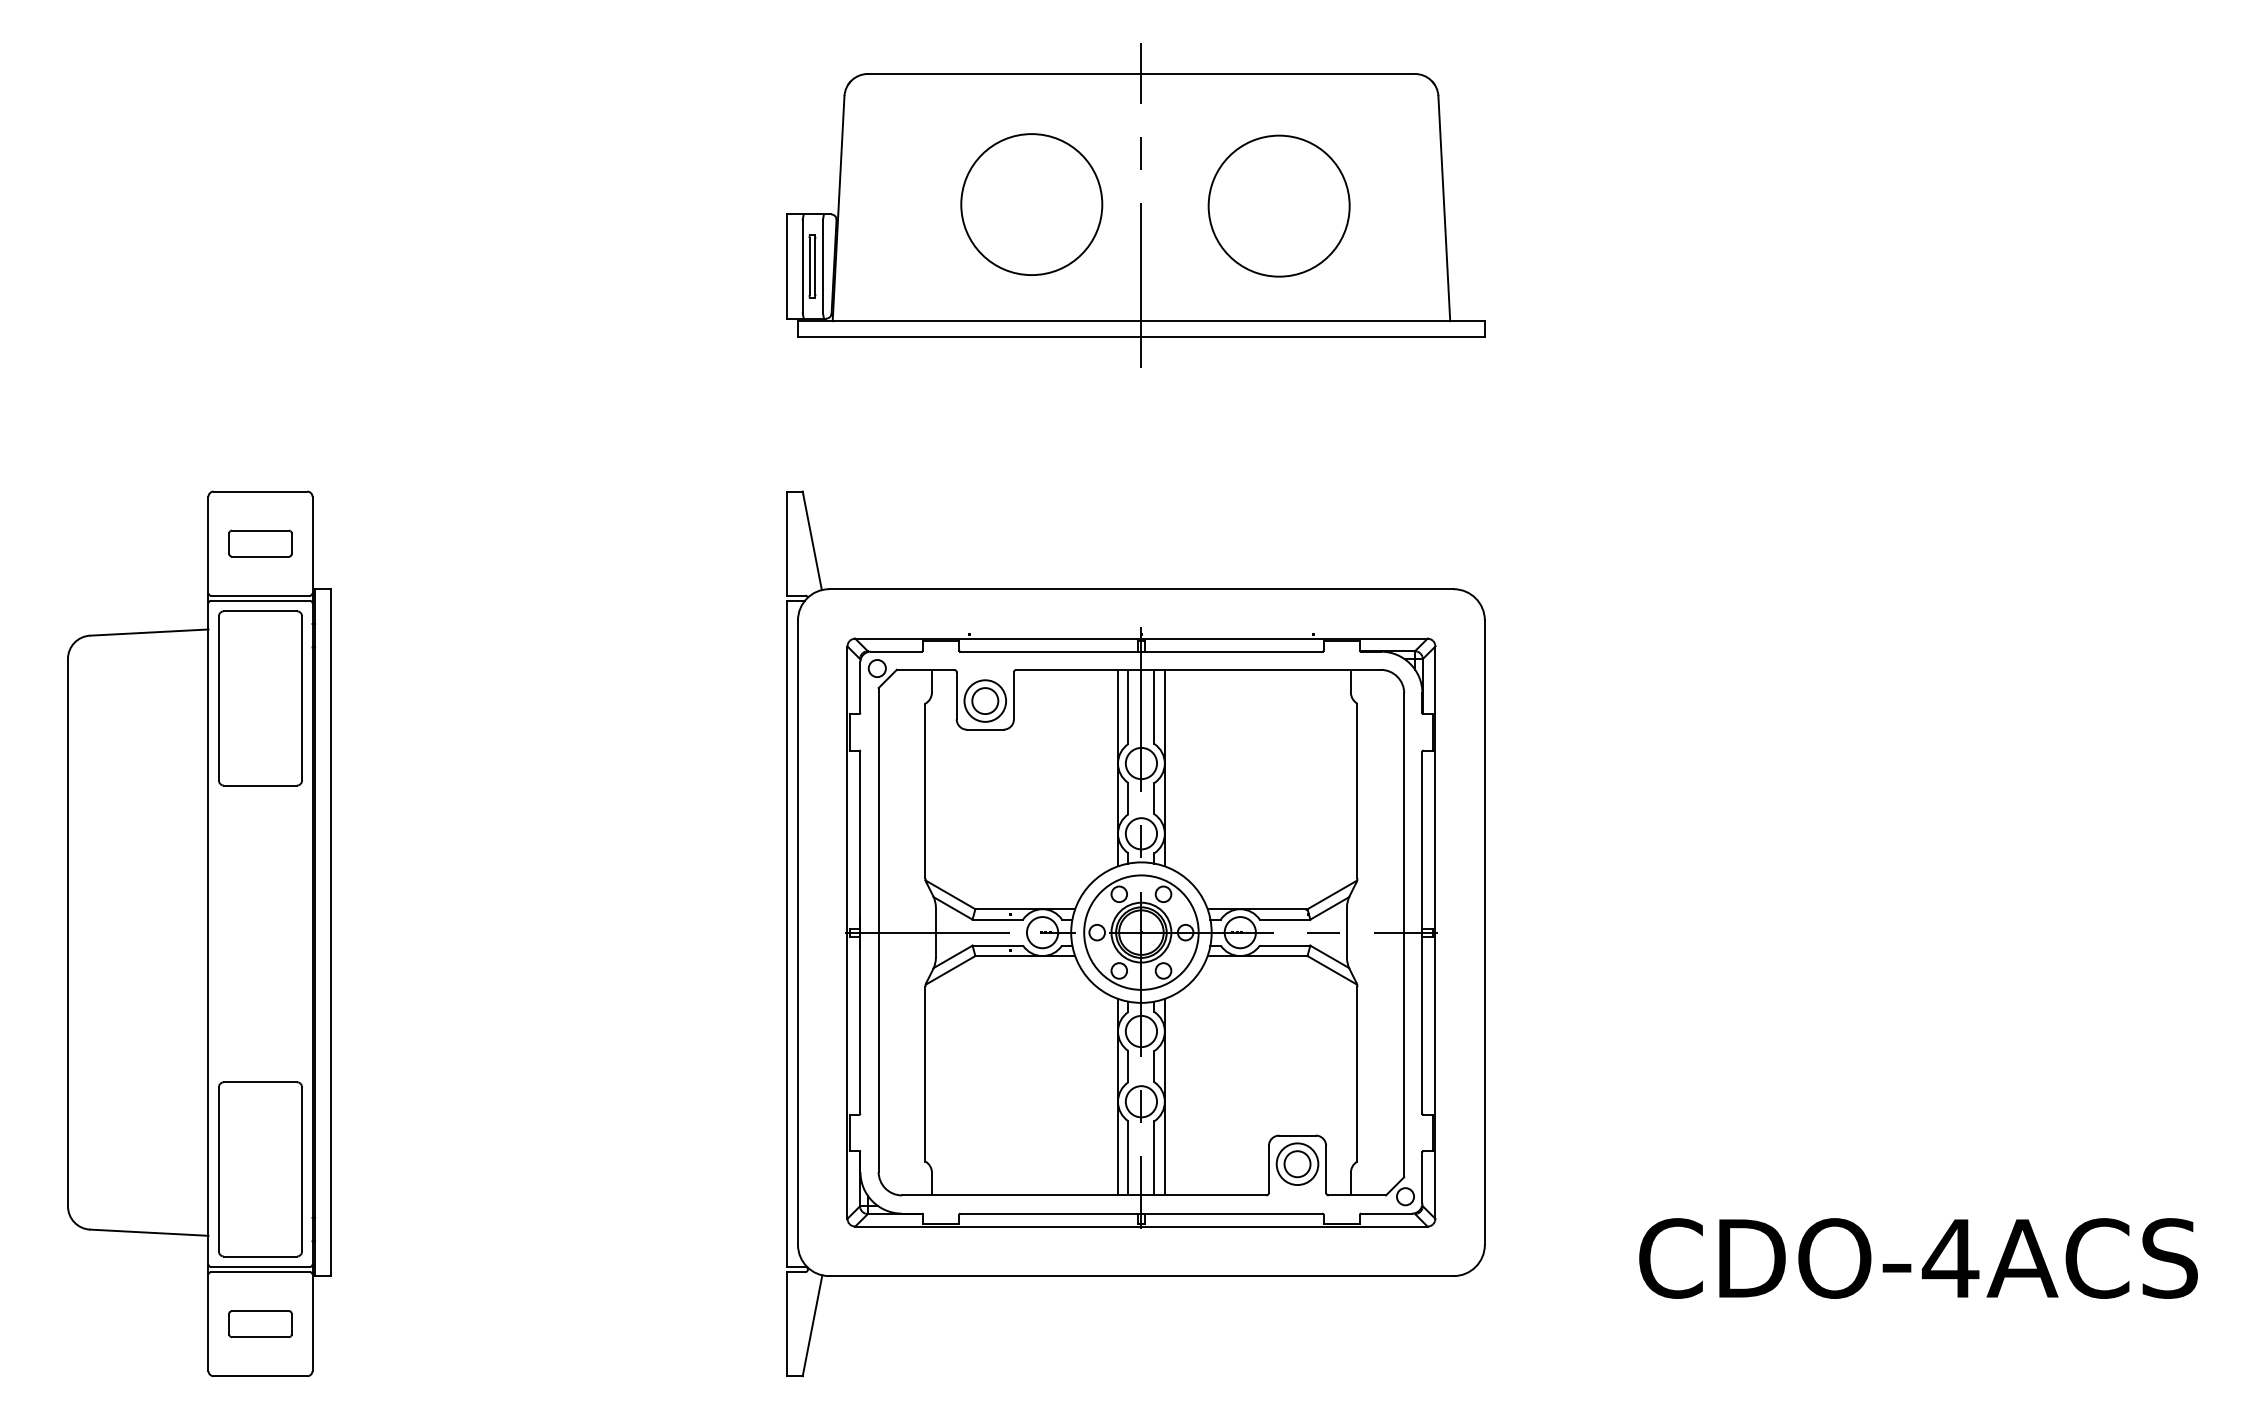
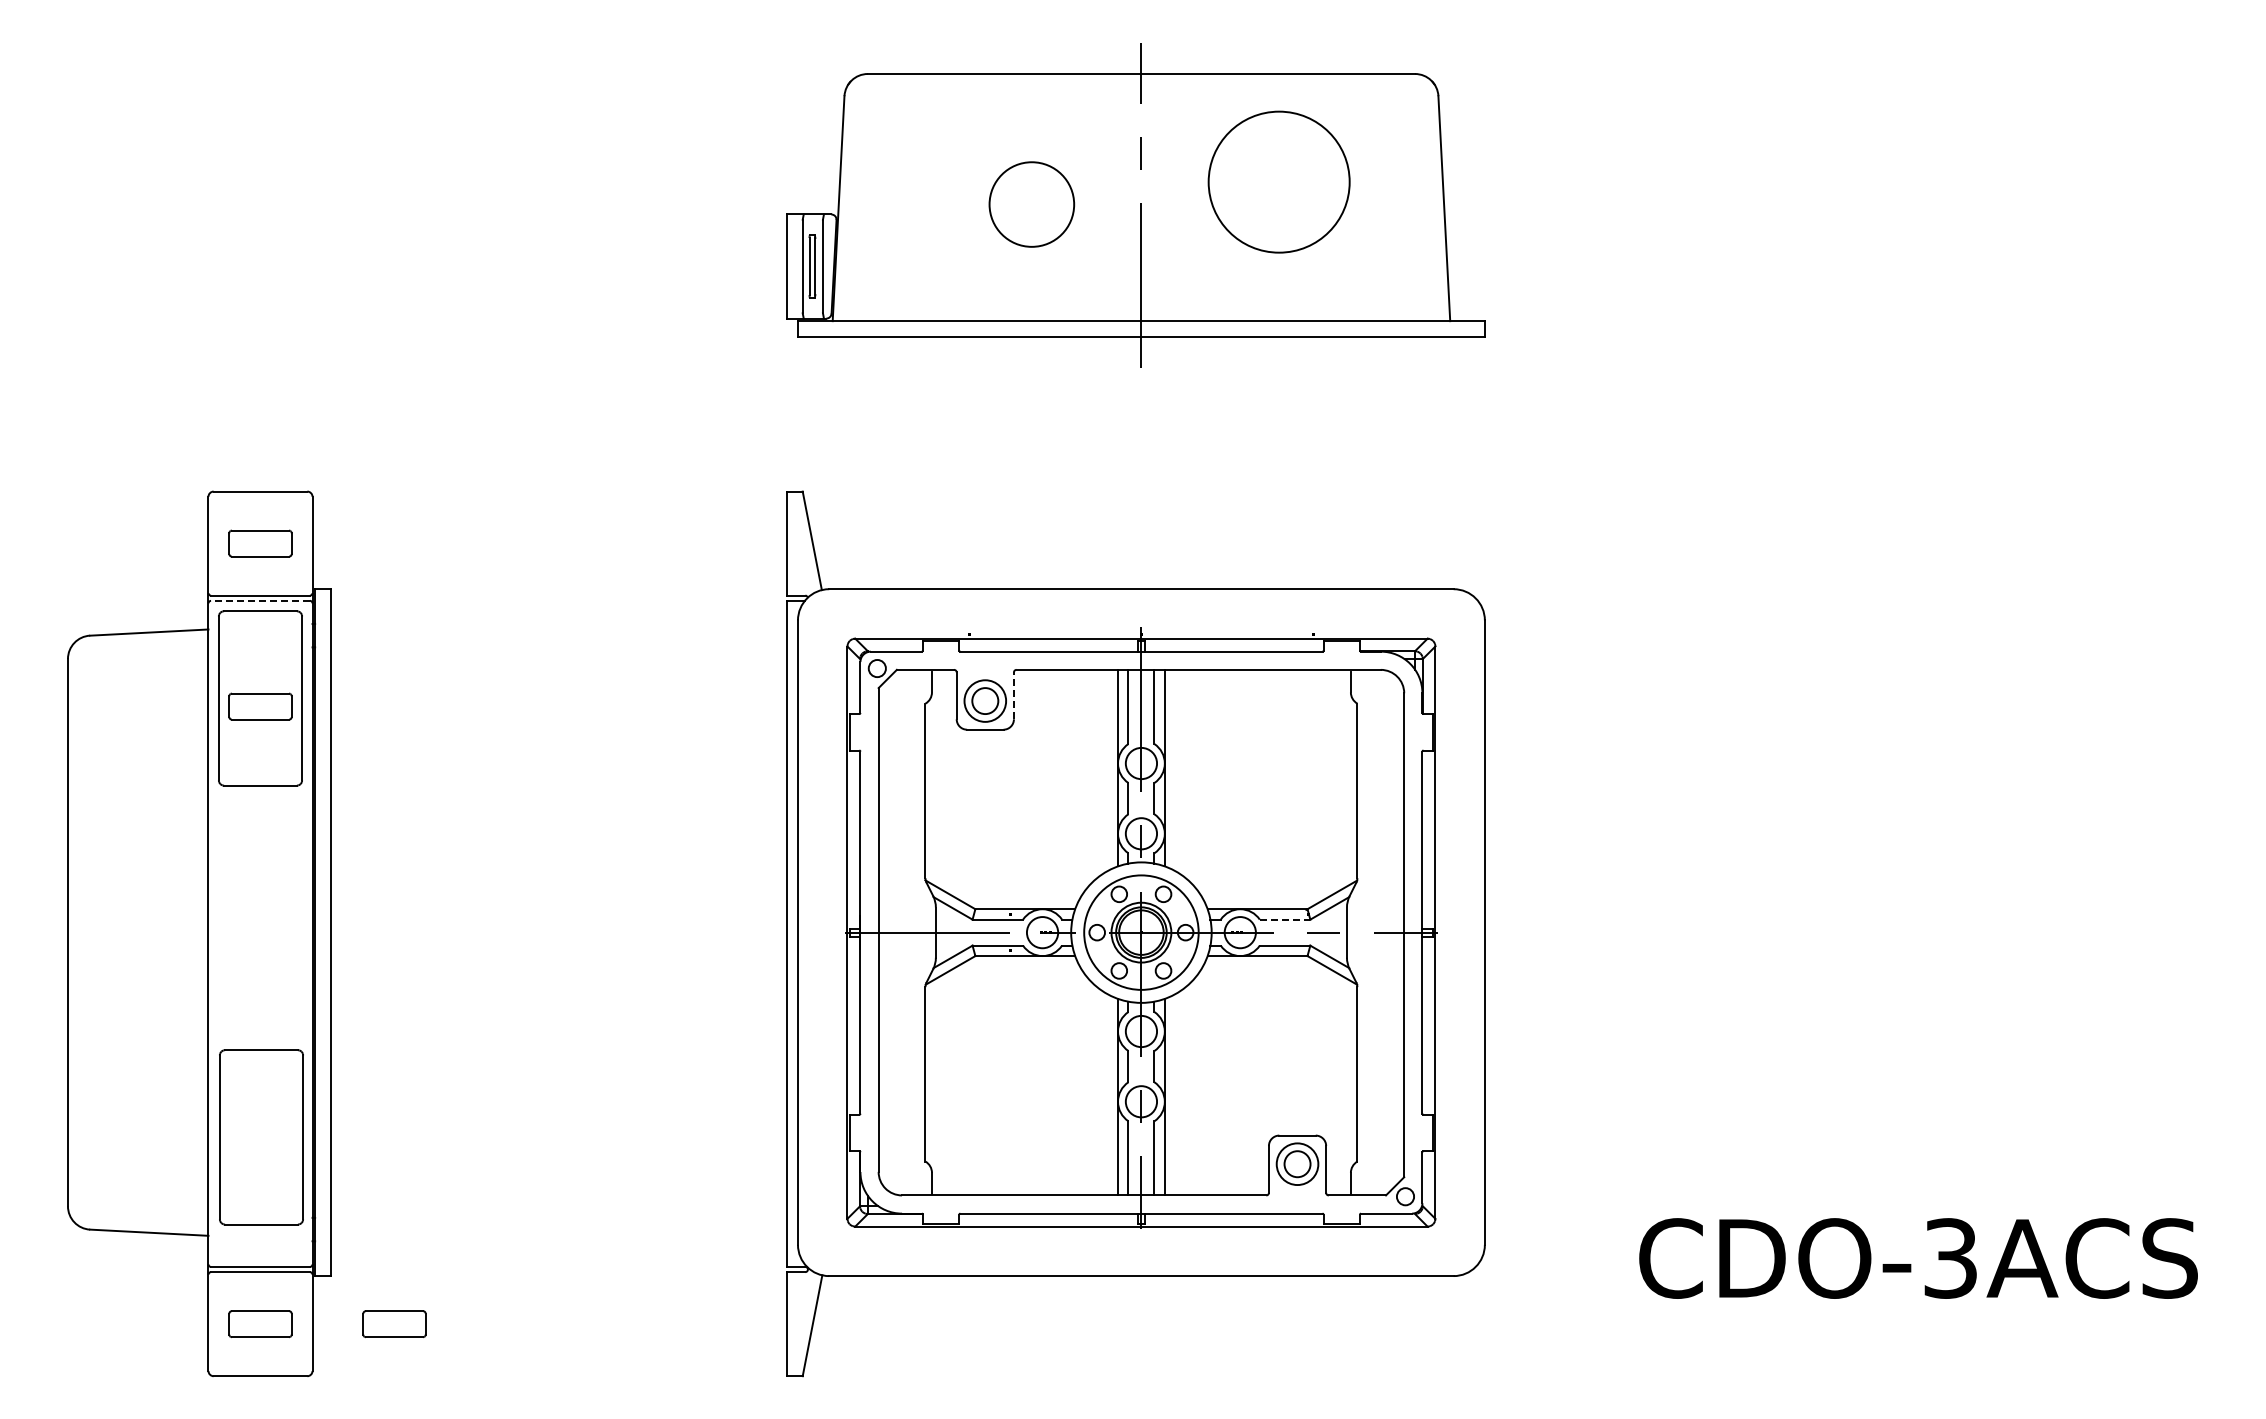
circle size: 144x143 px -> 88x87 px (1031, 204)
circle position: (1278, 205) -> (1278, 181) (1278, 181)
line: solid -> dashed (260, 600)
line: solid -> dashed (1013, 695)
part: none -> present (260, 706)
line: solid -> dashed (1285, 919)
part position: (260, 1169) -> (261, 1137) (261, 1137)
text: CDO-4ACS -> CDO-3ACS (1950, 1258)
part: none -> present (394, 1323)
